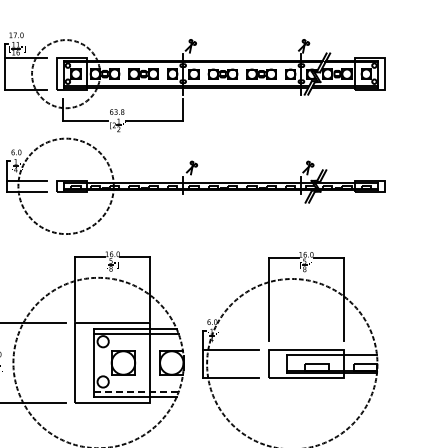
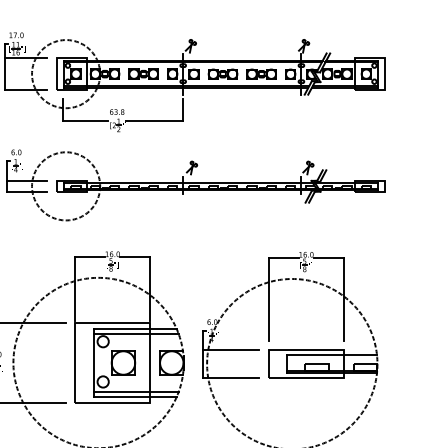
circle diameter: 95 px -> 68 px (66, 186)
line: dashed -> solid (136, 392)
